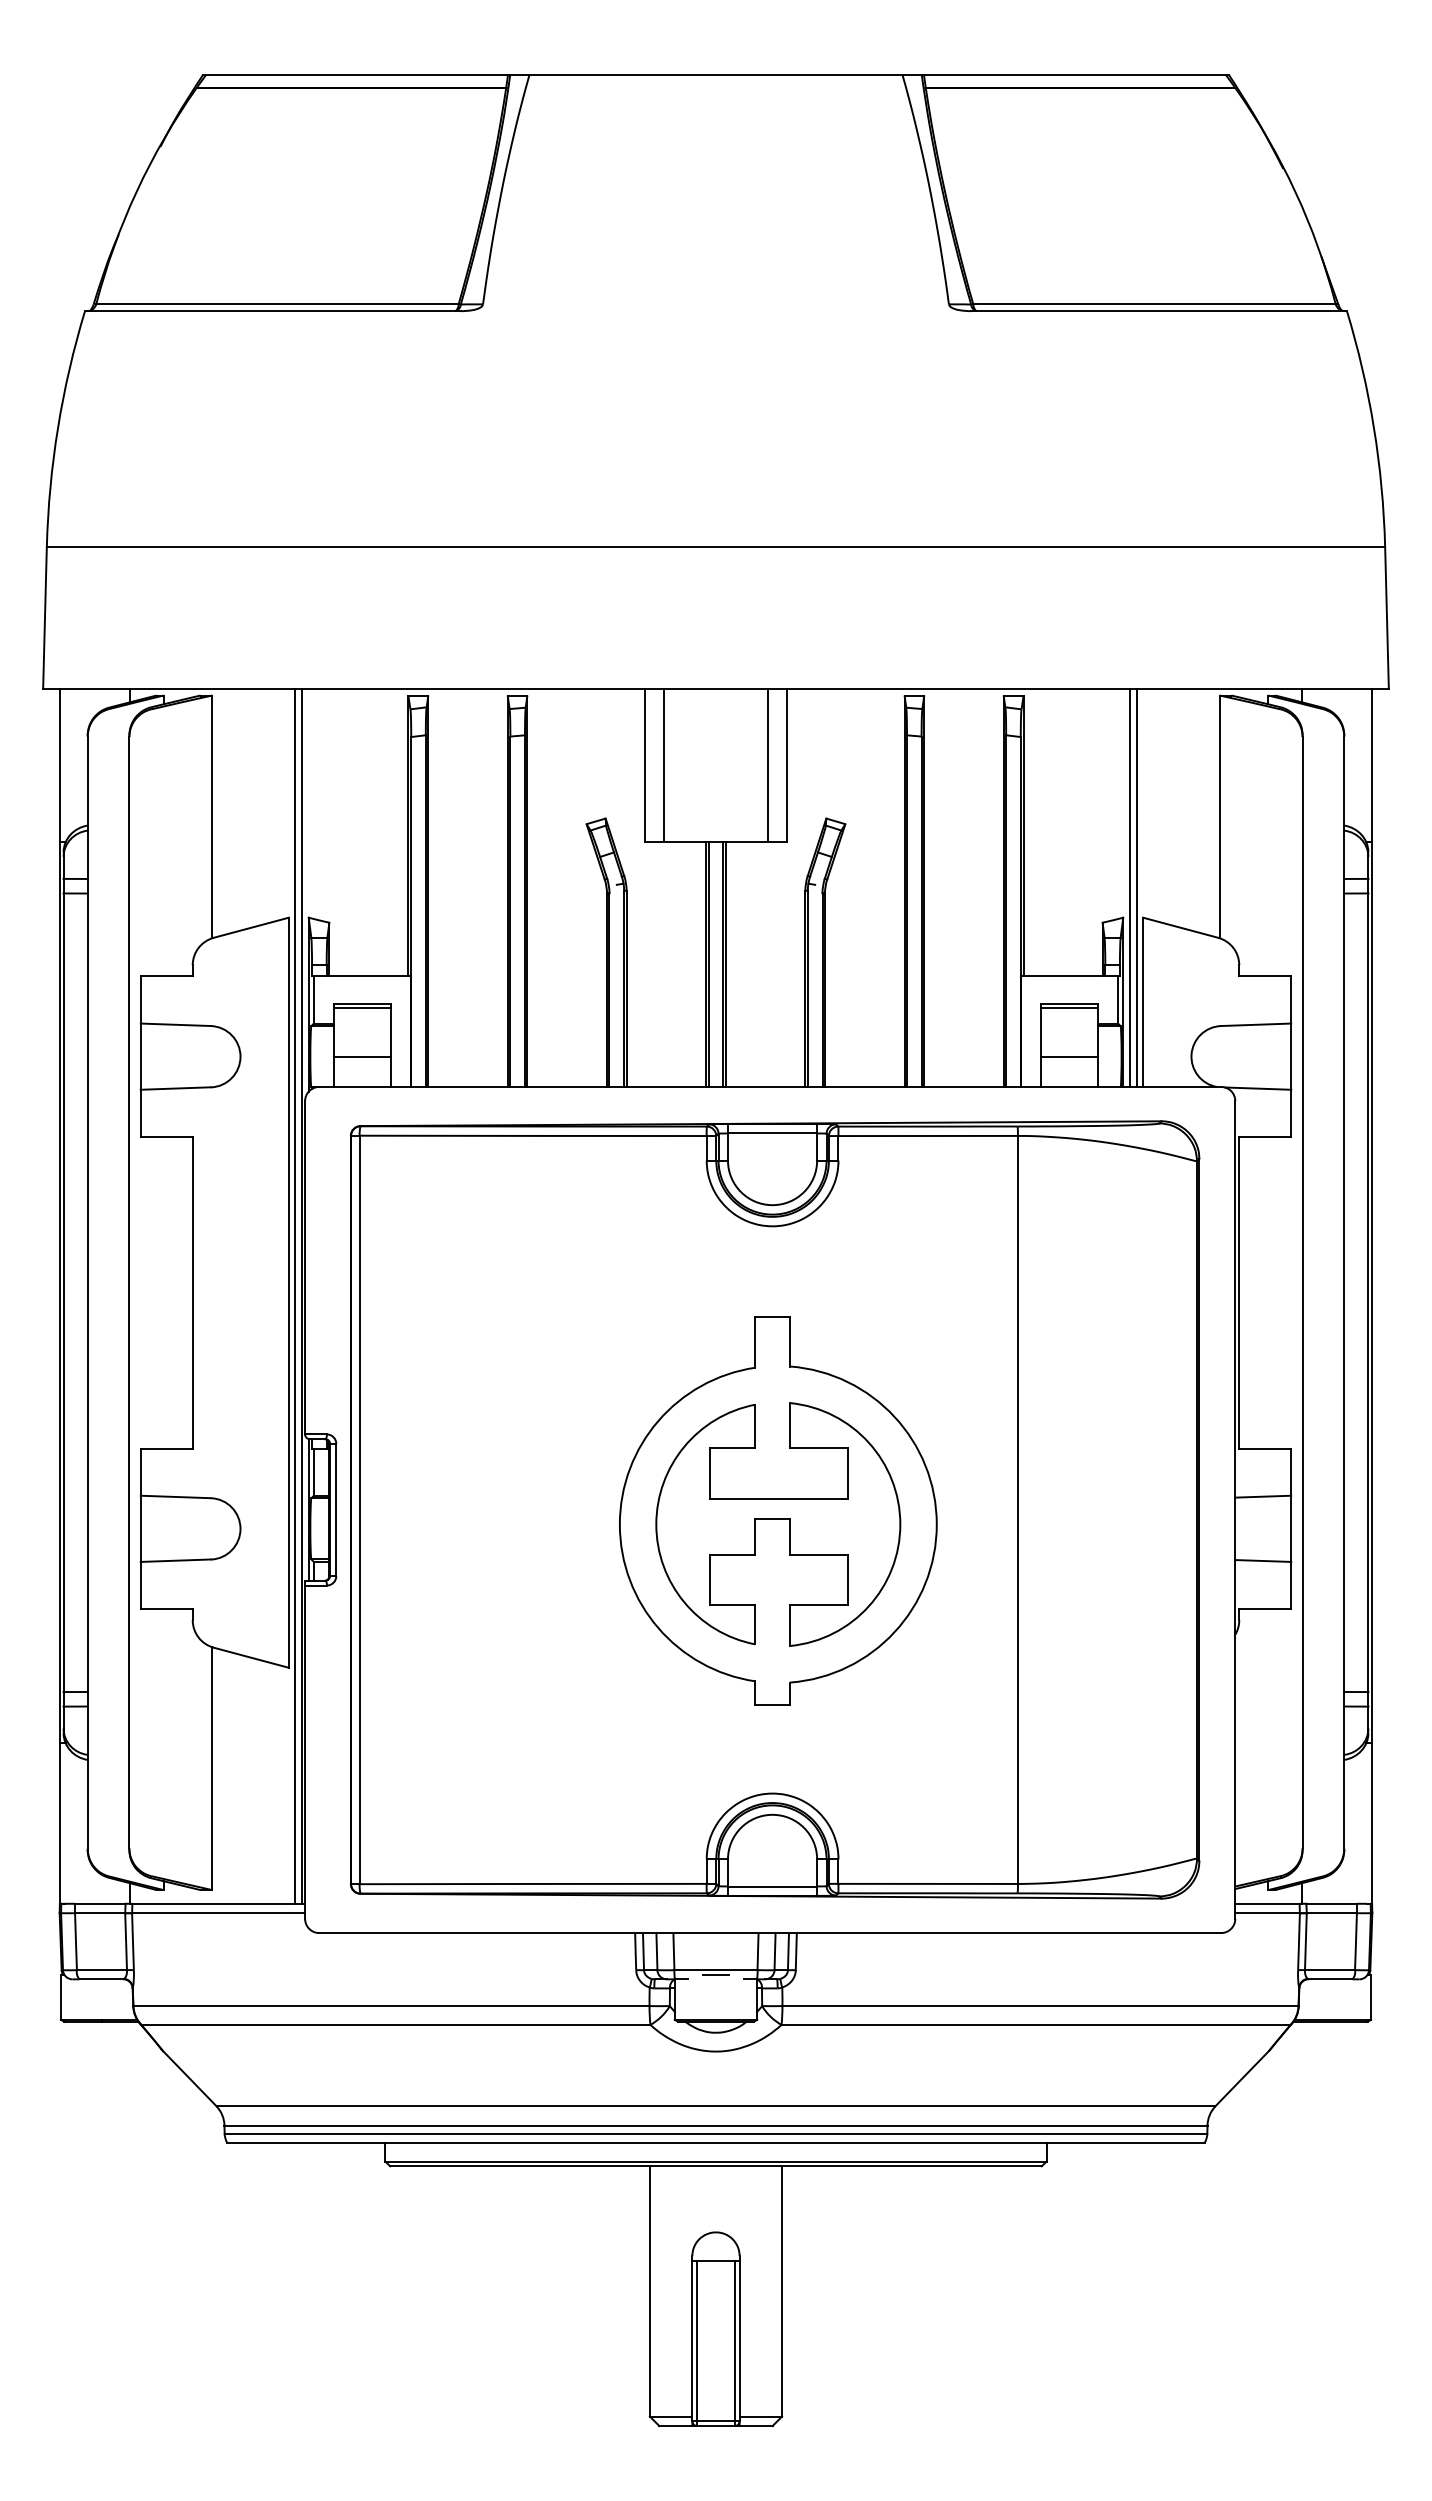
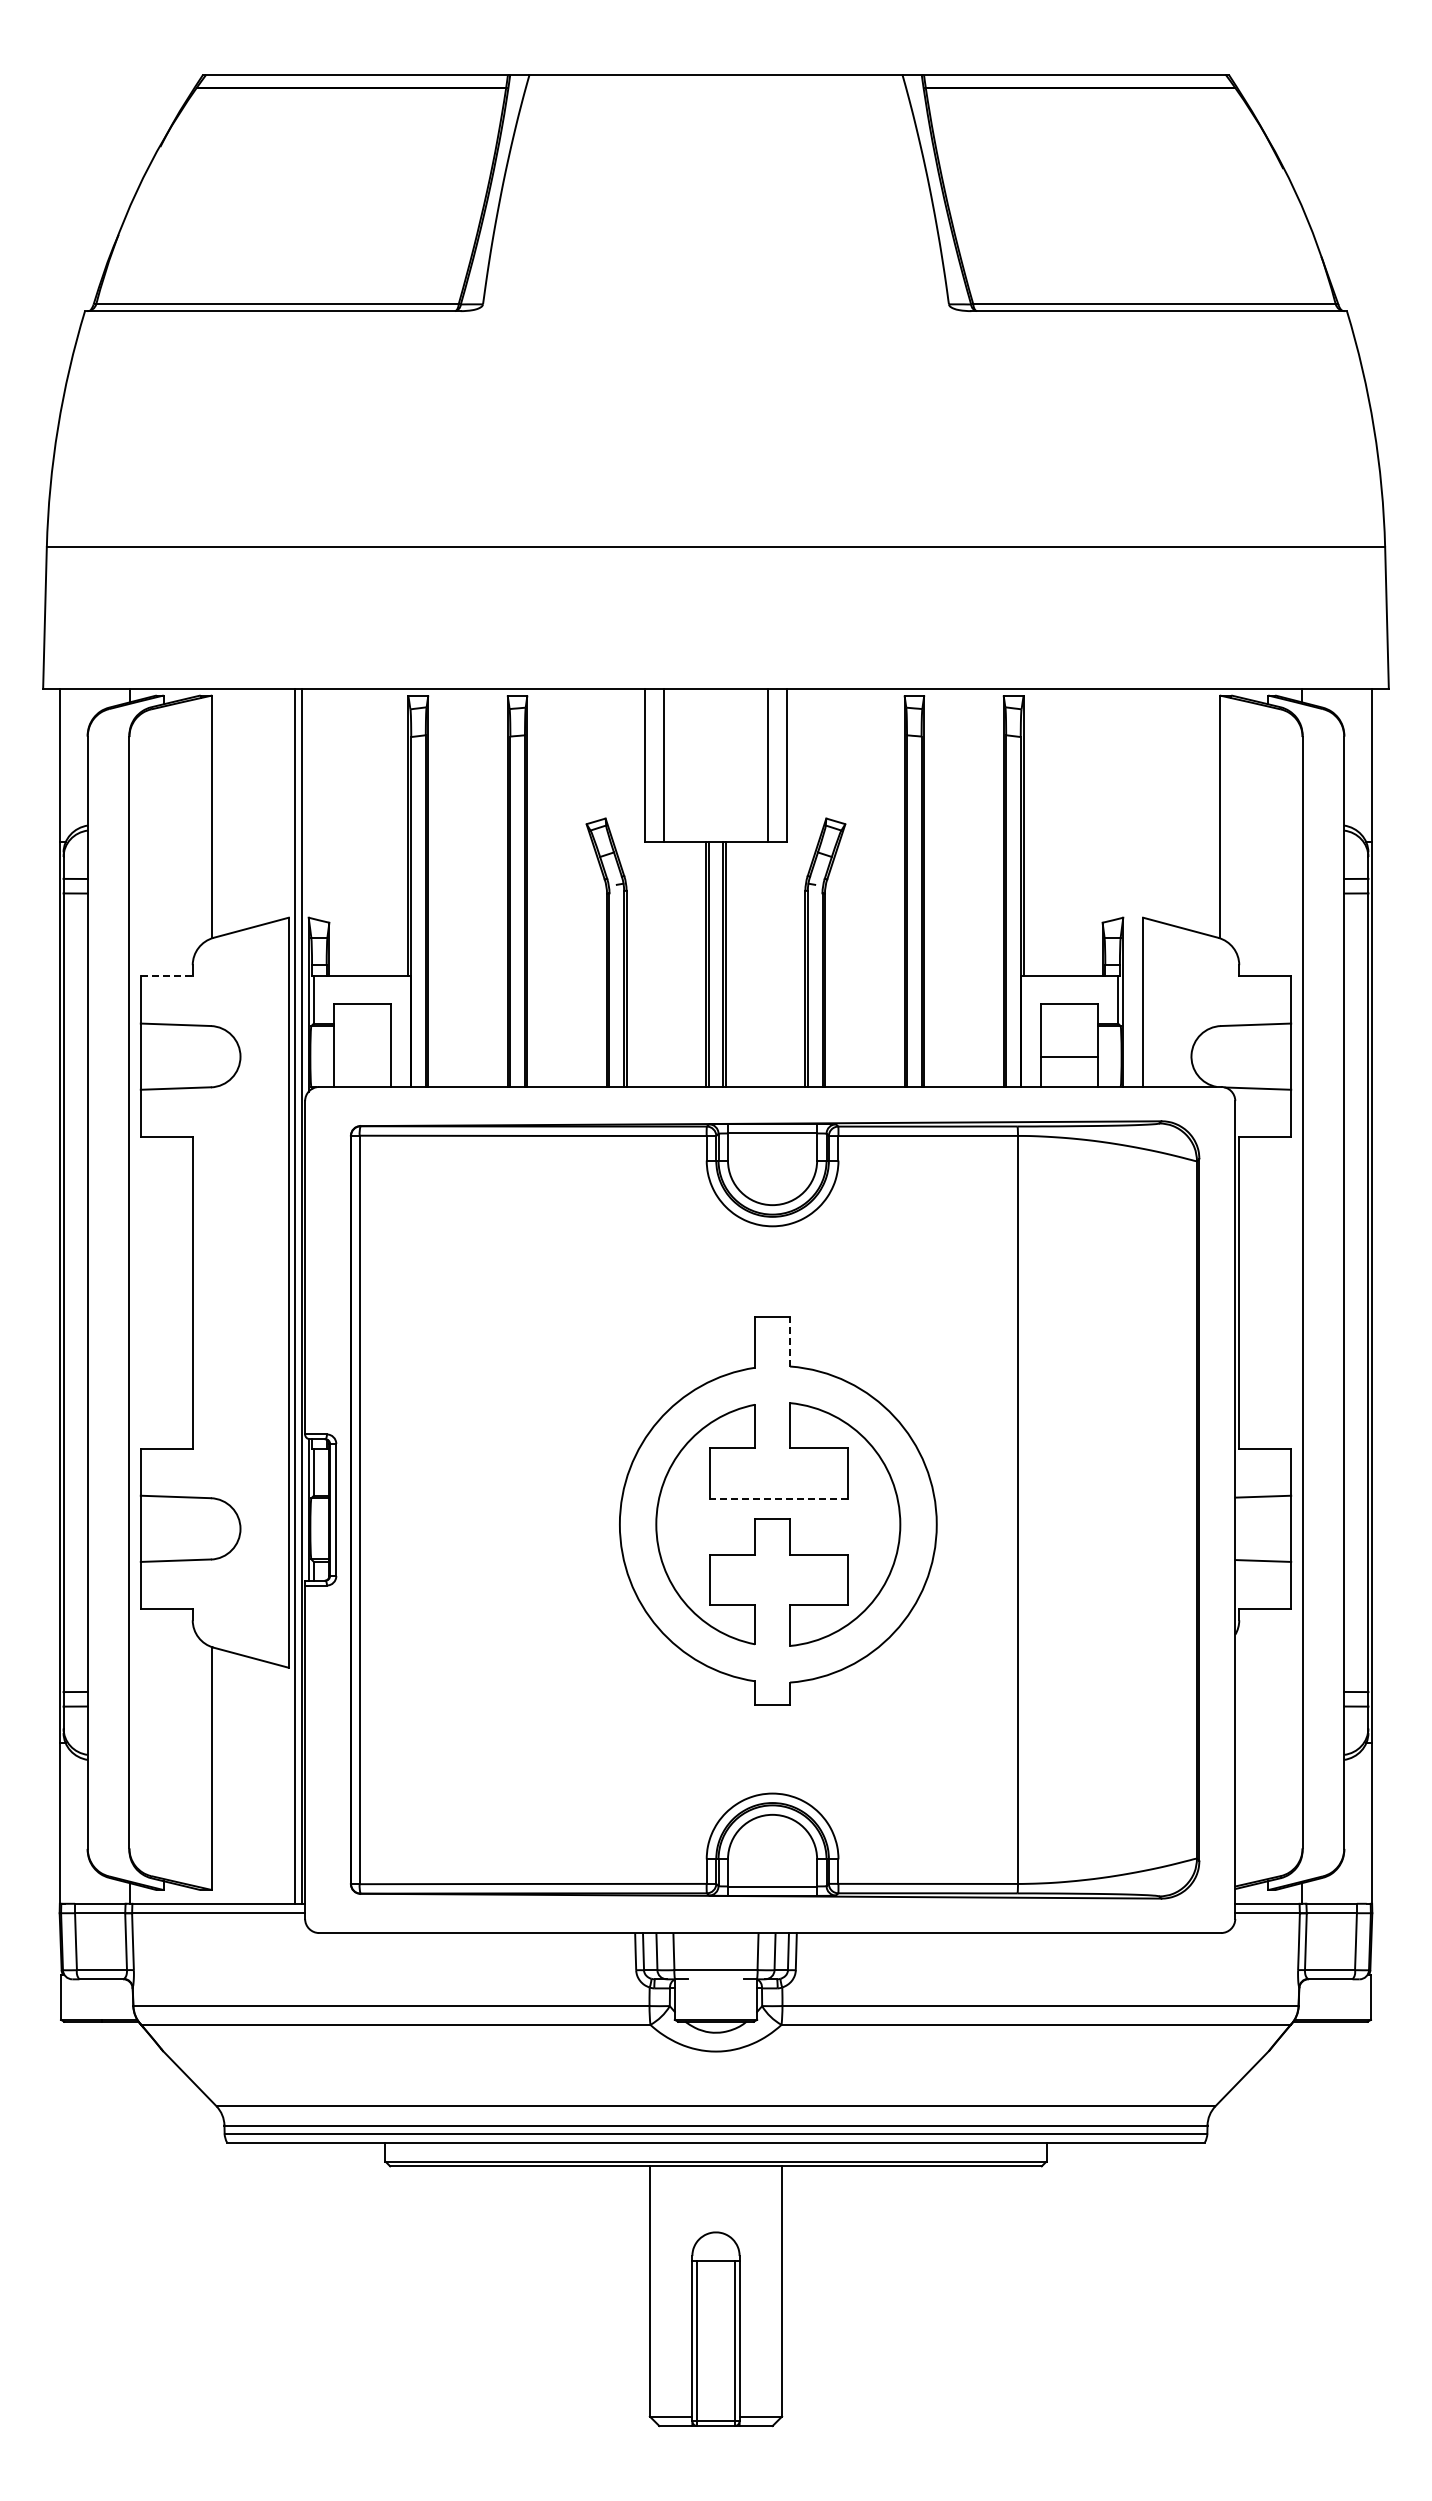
line: present -> none (1129, 887)
line: present -> none (1136, 887)
line: solid -> dashed (166, 976)
line: present -> none (362, 1007)
line: present -> none (1069, 1007)
line: present -> none (362, 1056)
line: solid -> dashed (790, 1341)
line: solid -> dashed (778, 1498)
line: present -> none (715, 1974)
